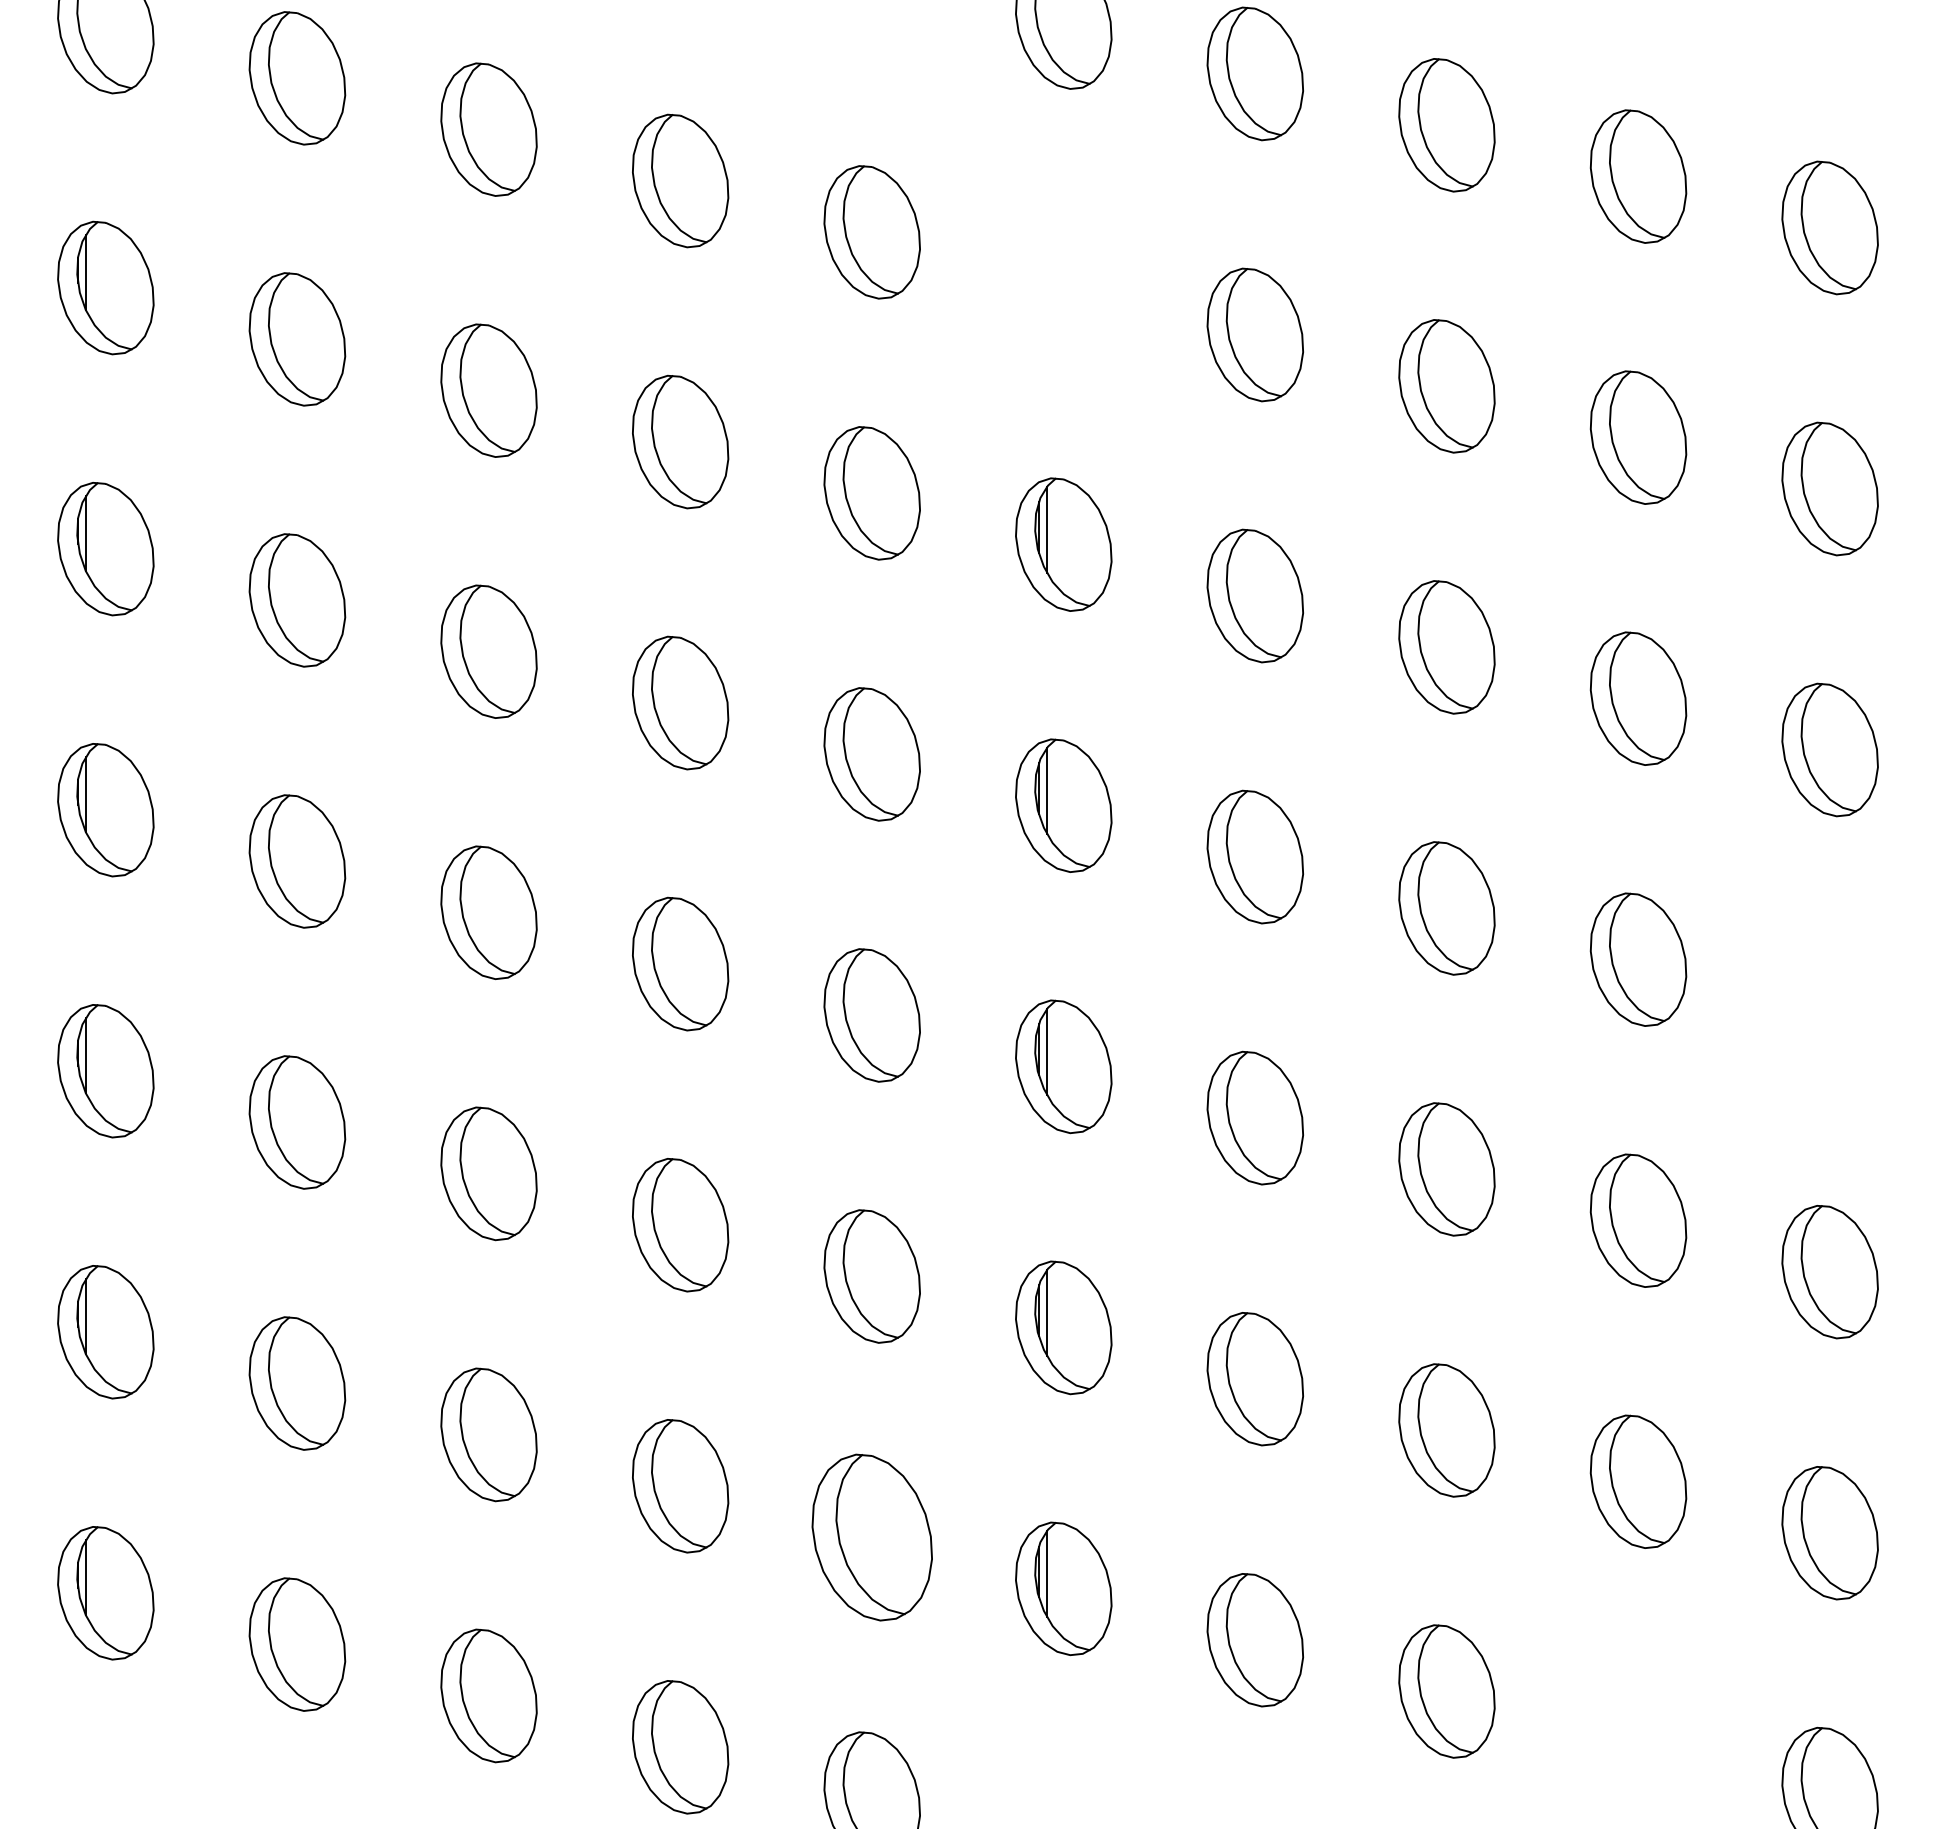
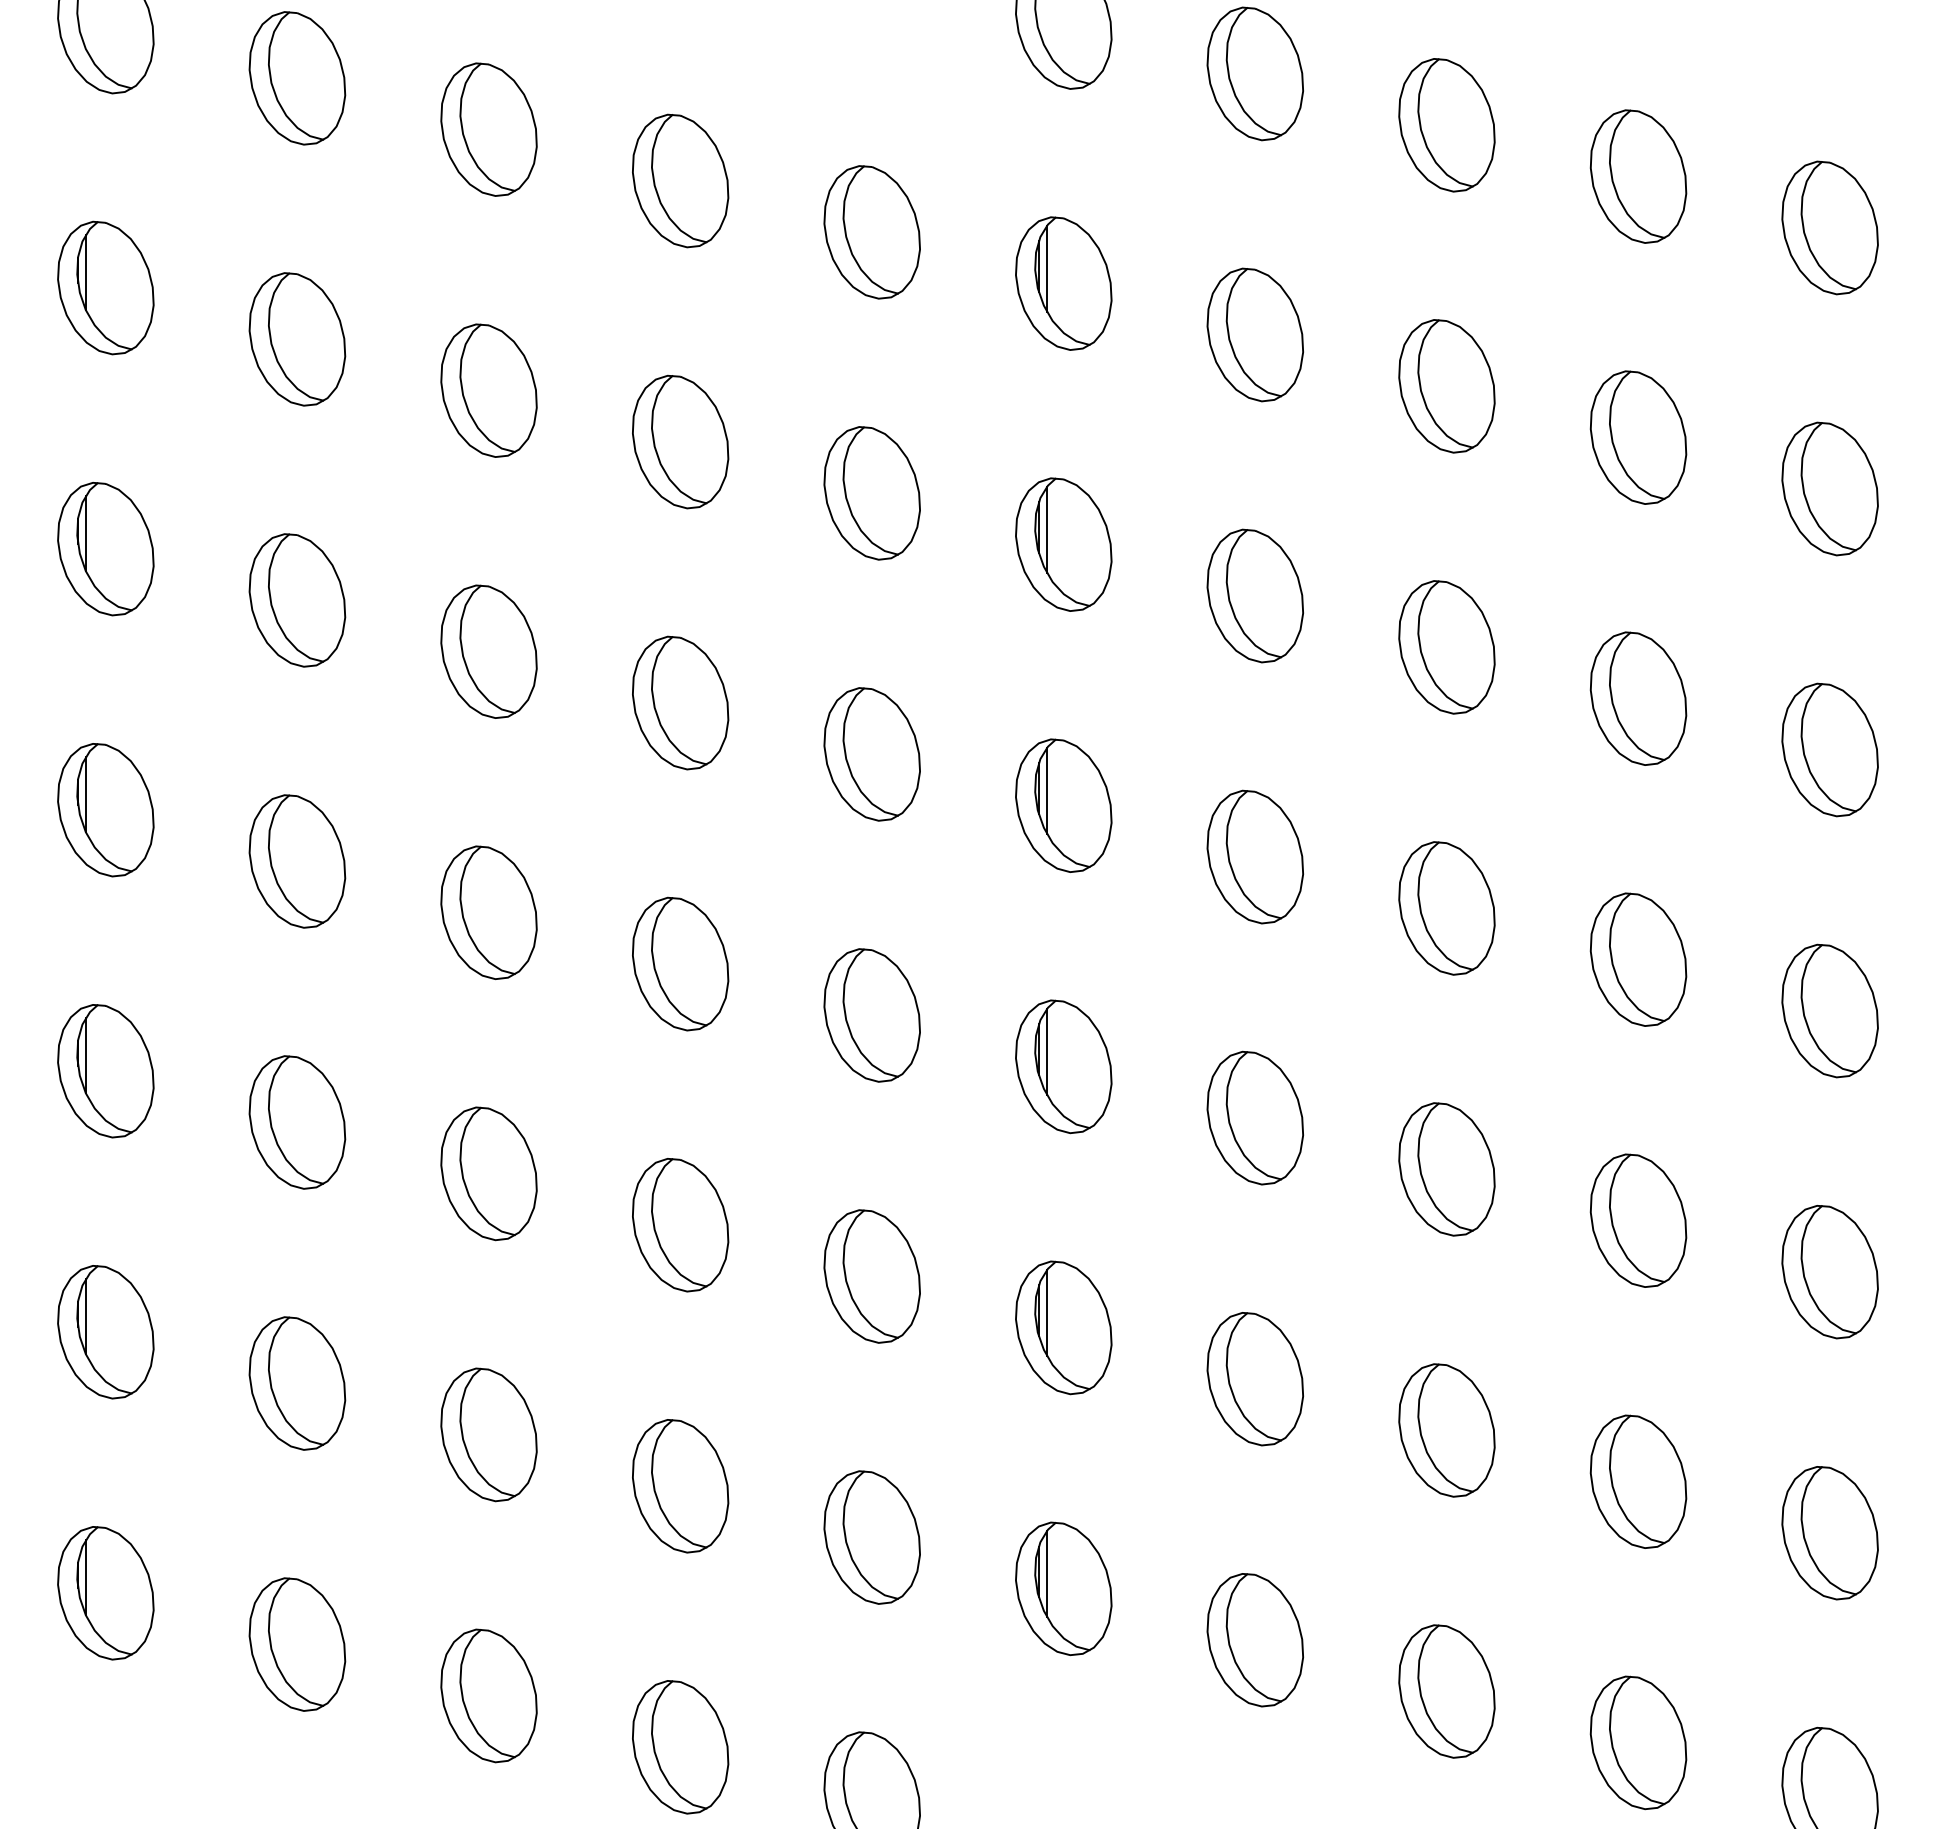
part: none -> present (1063, 283)
part: none -> present (1829, 1010)
part size: 122x169 px -> 98x135 px (871, 1537)
part: none -> present (1638, 1742)
